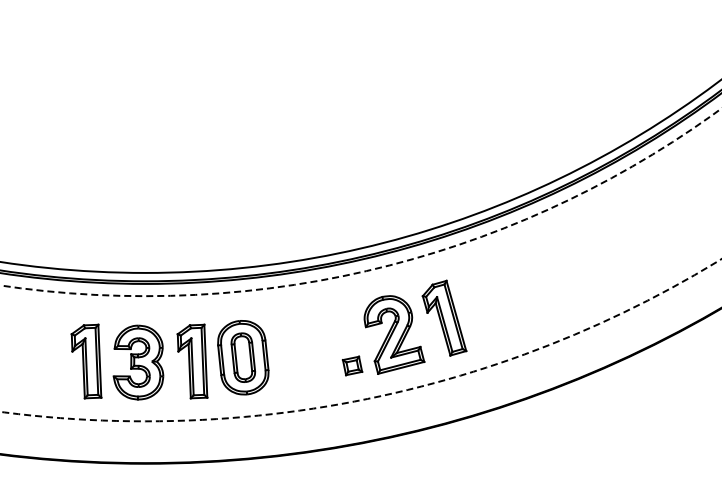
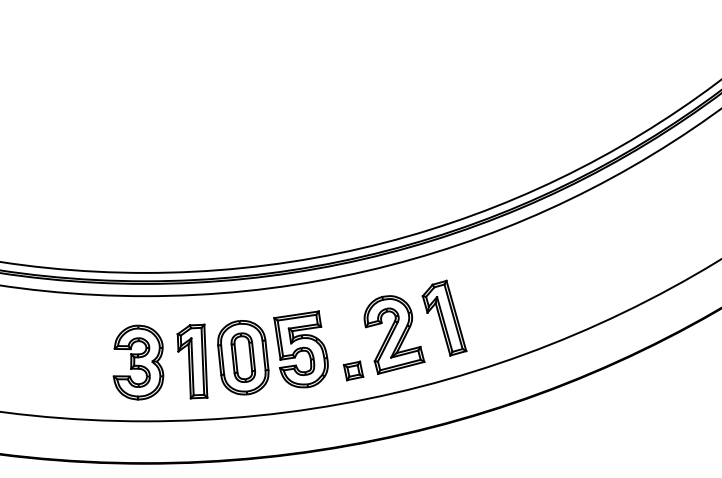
circle: dashed -> solid (360, 202)
circle: dashed -> solid (360, 339)
part: none -> present (300, 349)
part: present -> none (86, 361)
part position: (352, 365) -> (353, 370) (353, 370)
